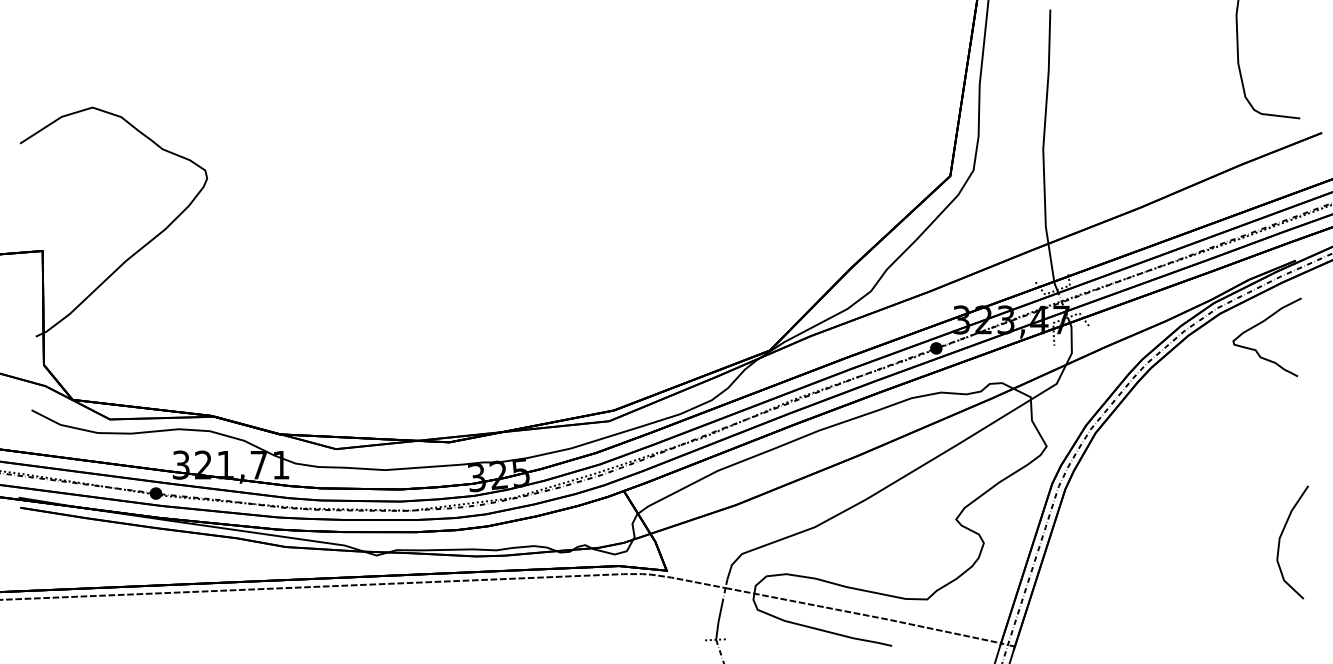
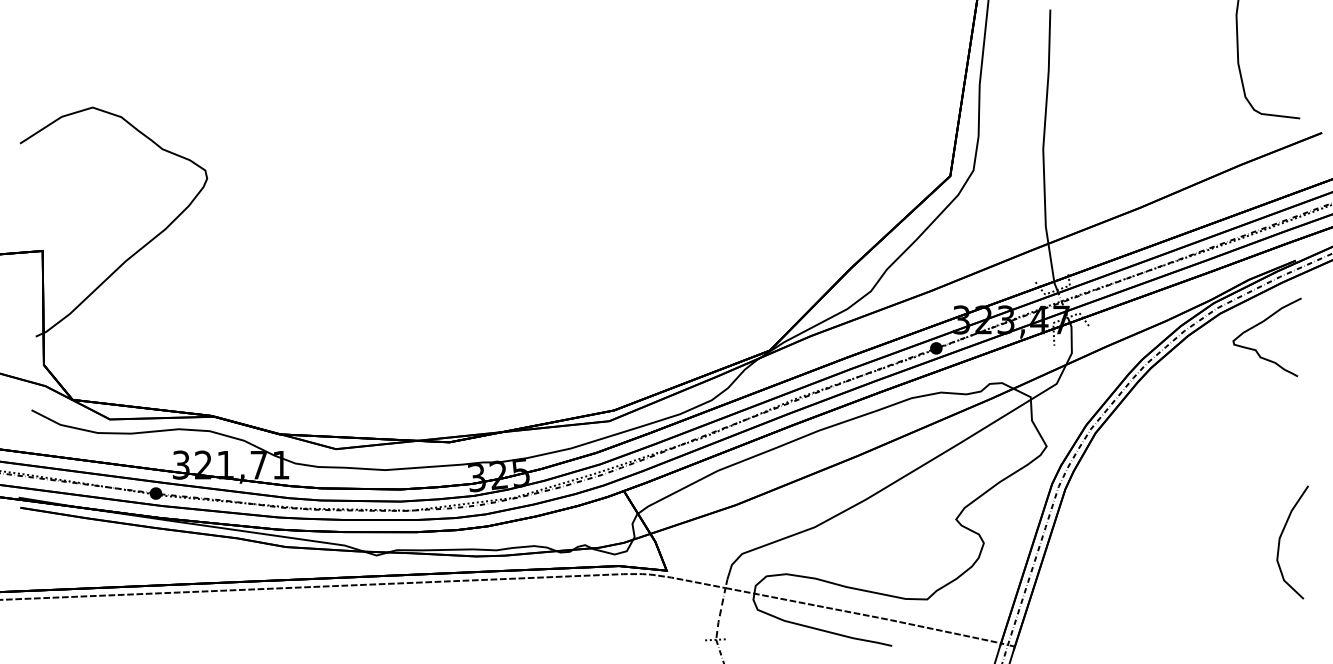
line: solid -> dashed (719, 619)
